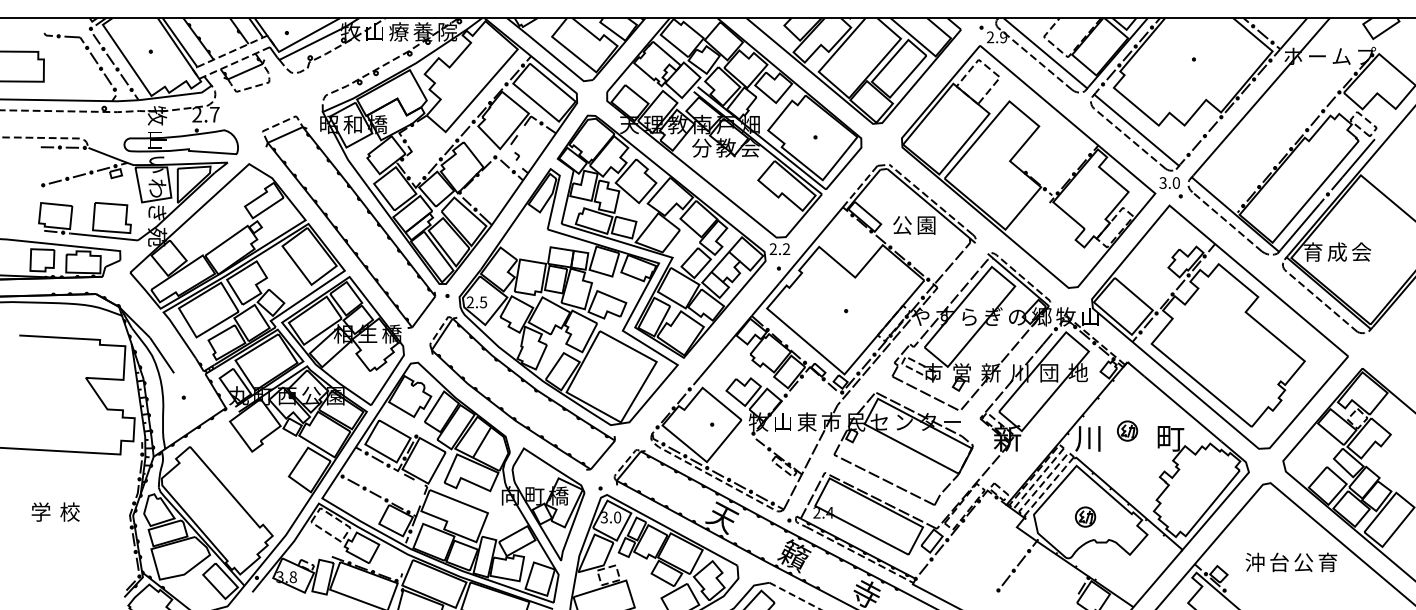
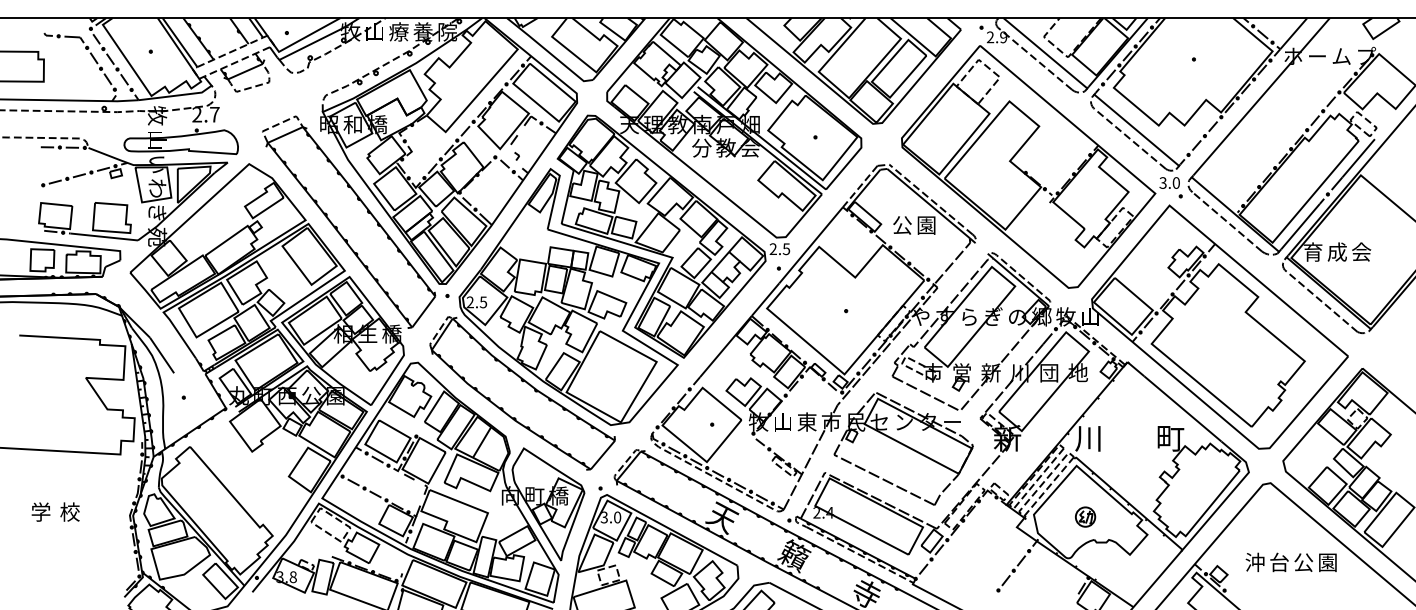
text: 2.2 -> 2.5 (786, 249)
part: present -> none (1127, 430)
text: 育 -> 園 (1327, 562)
line: dashed -> solid (795, 596)
